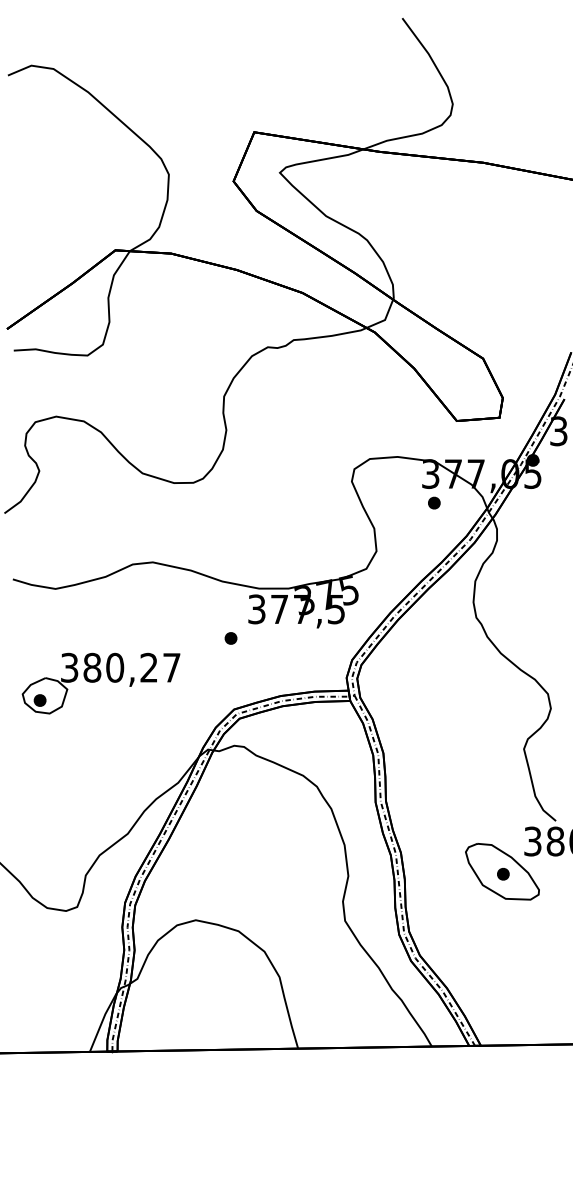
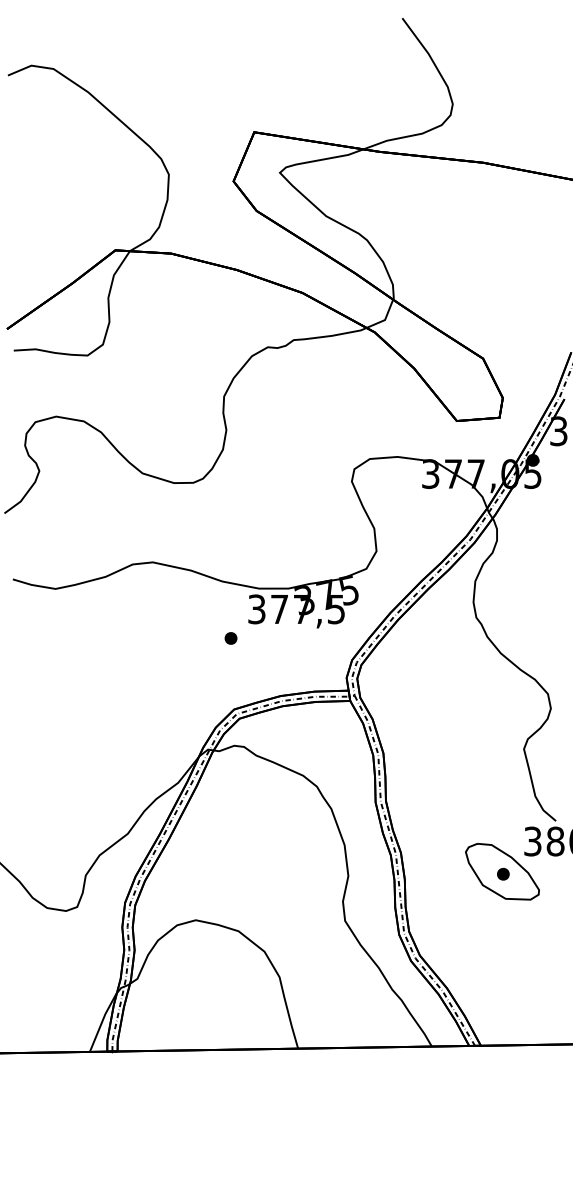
part: present -> none (434, 502)
part: present -> none (100, 683)
